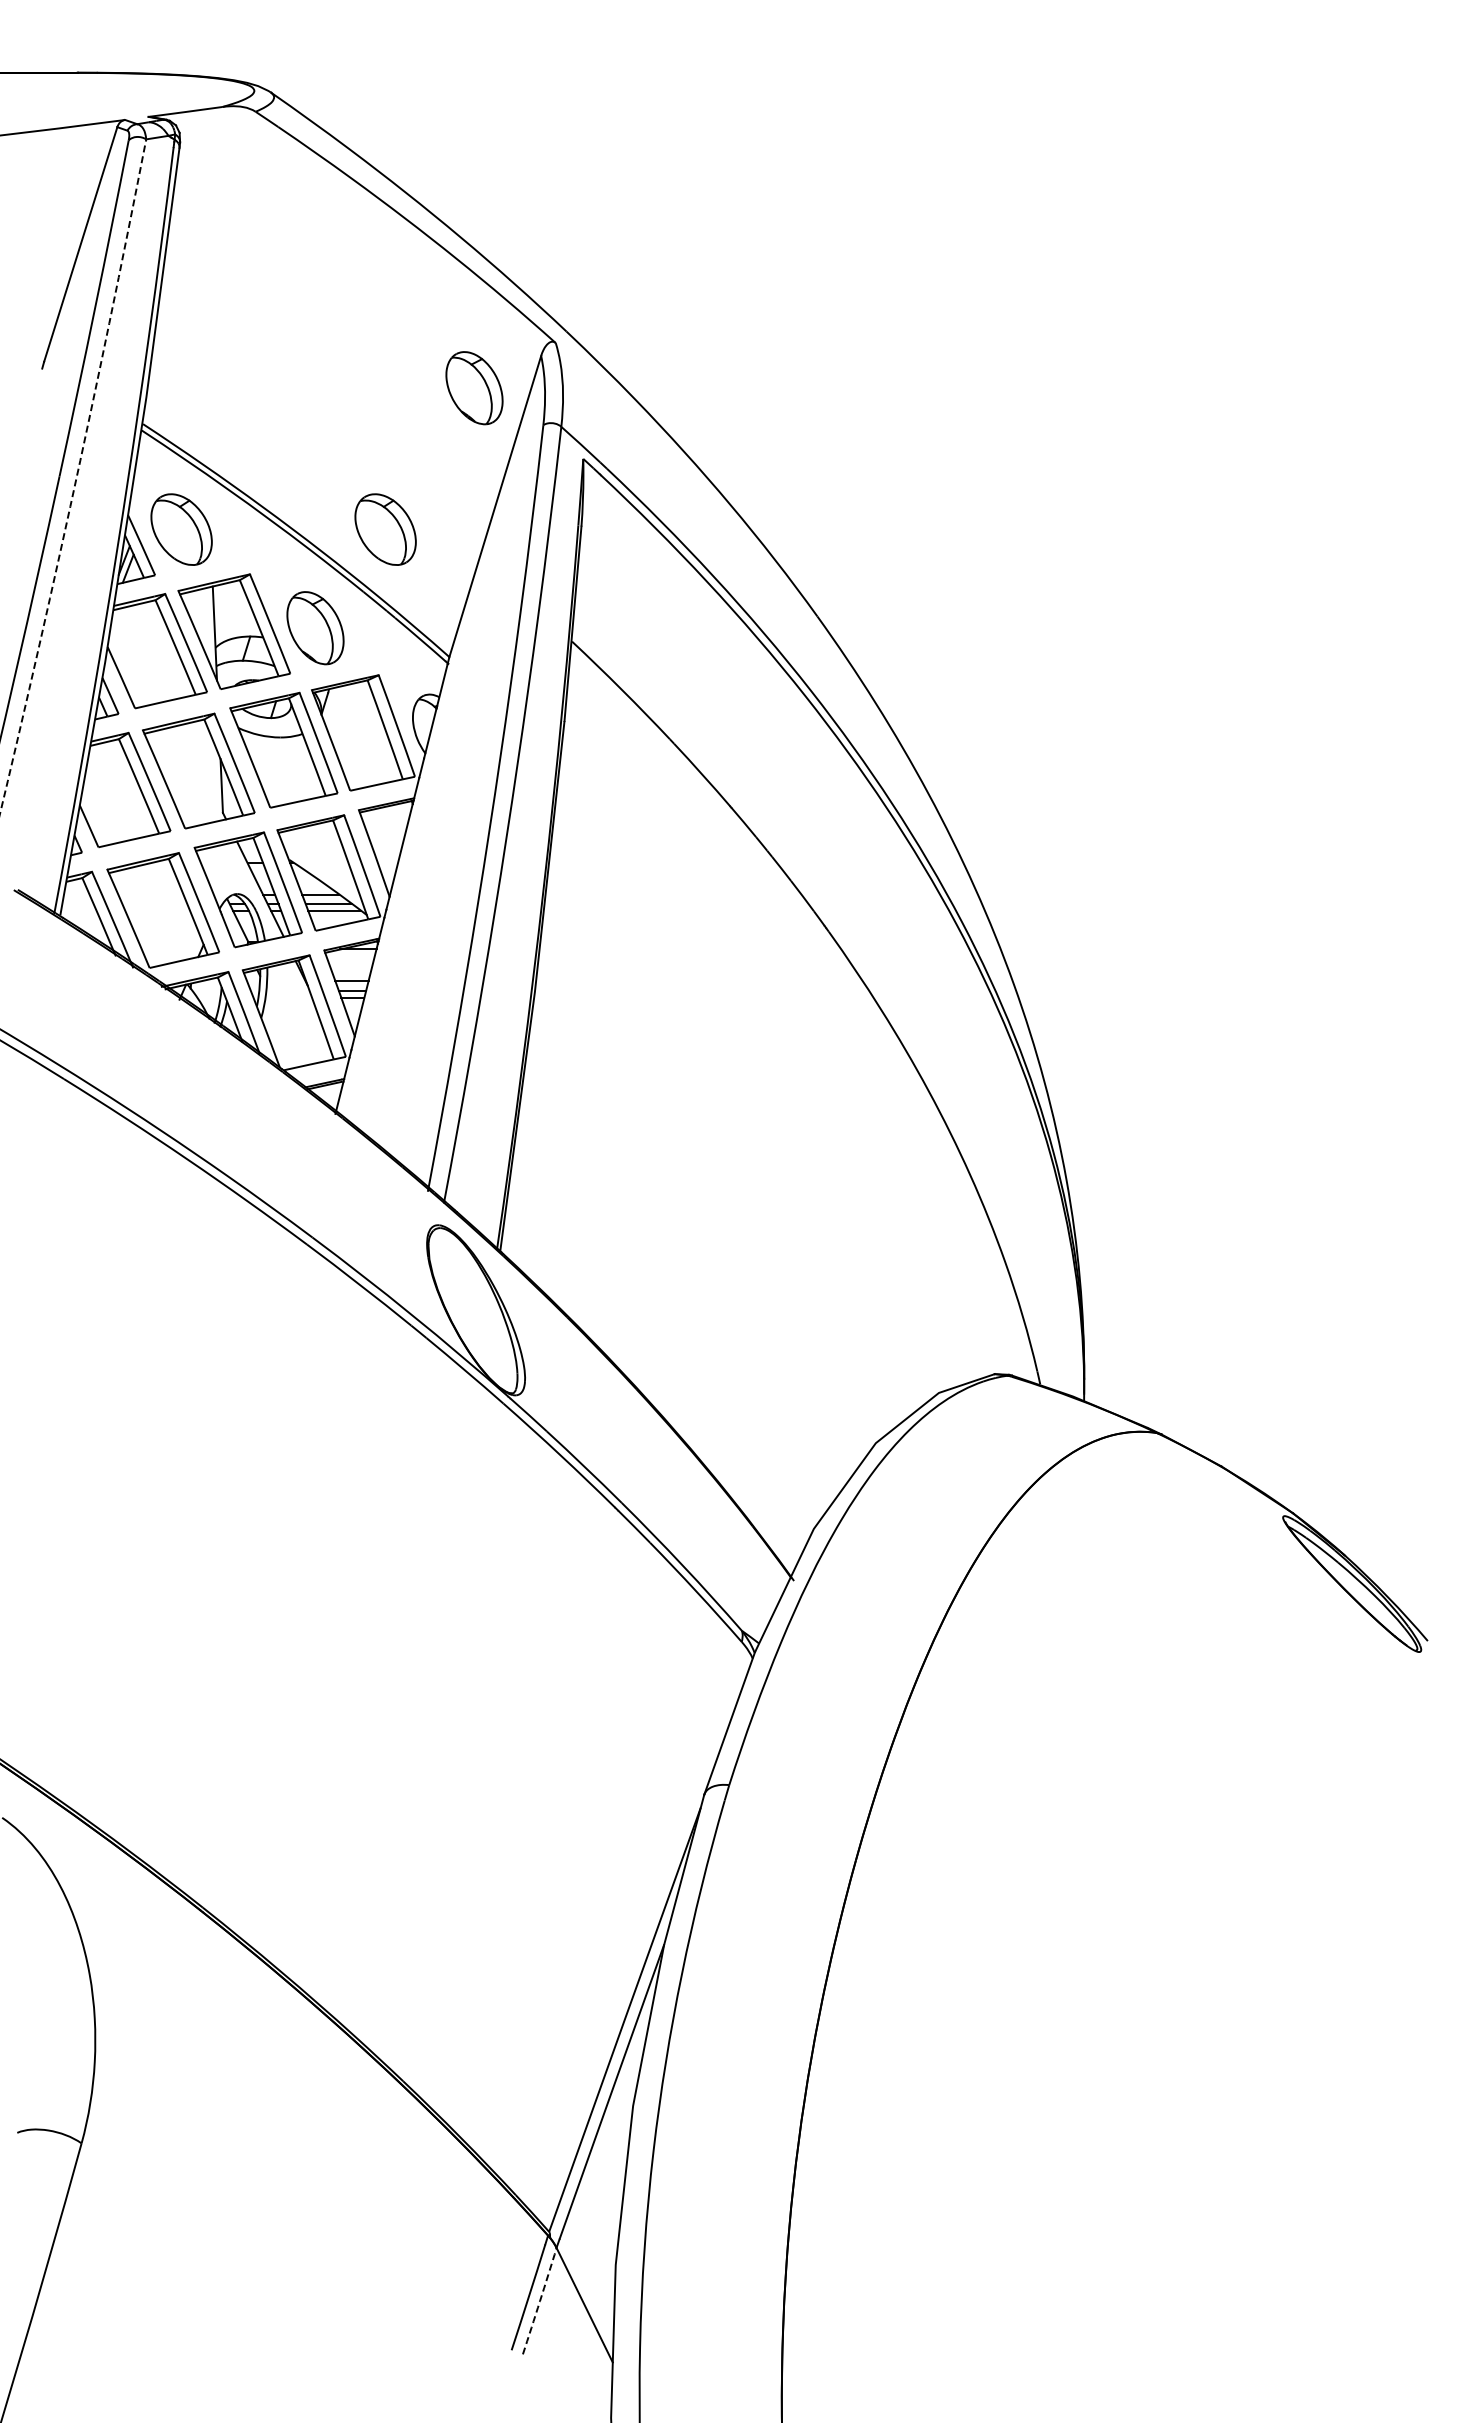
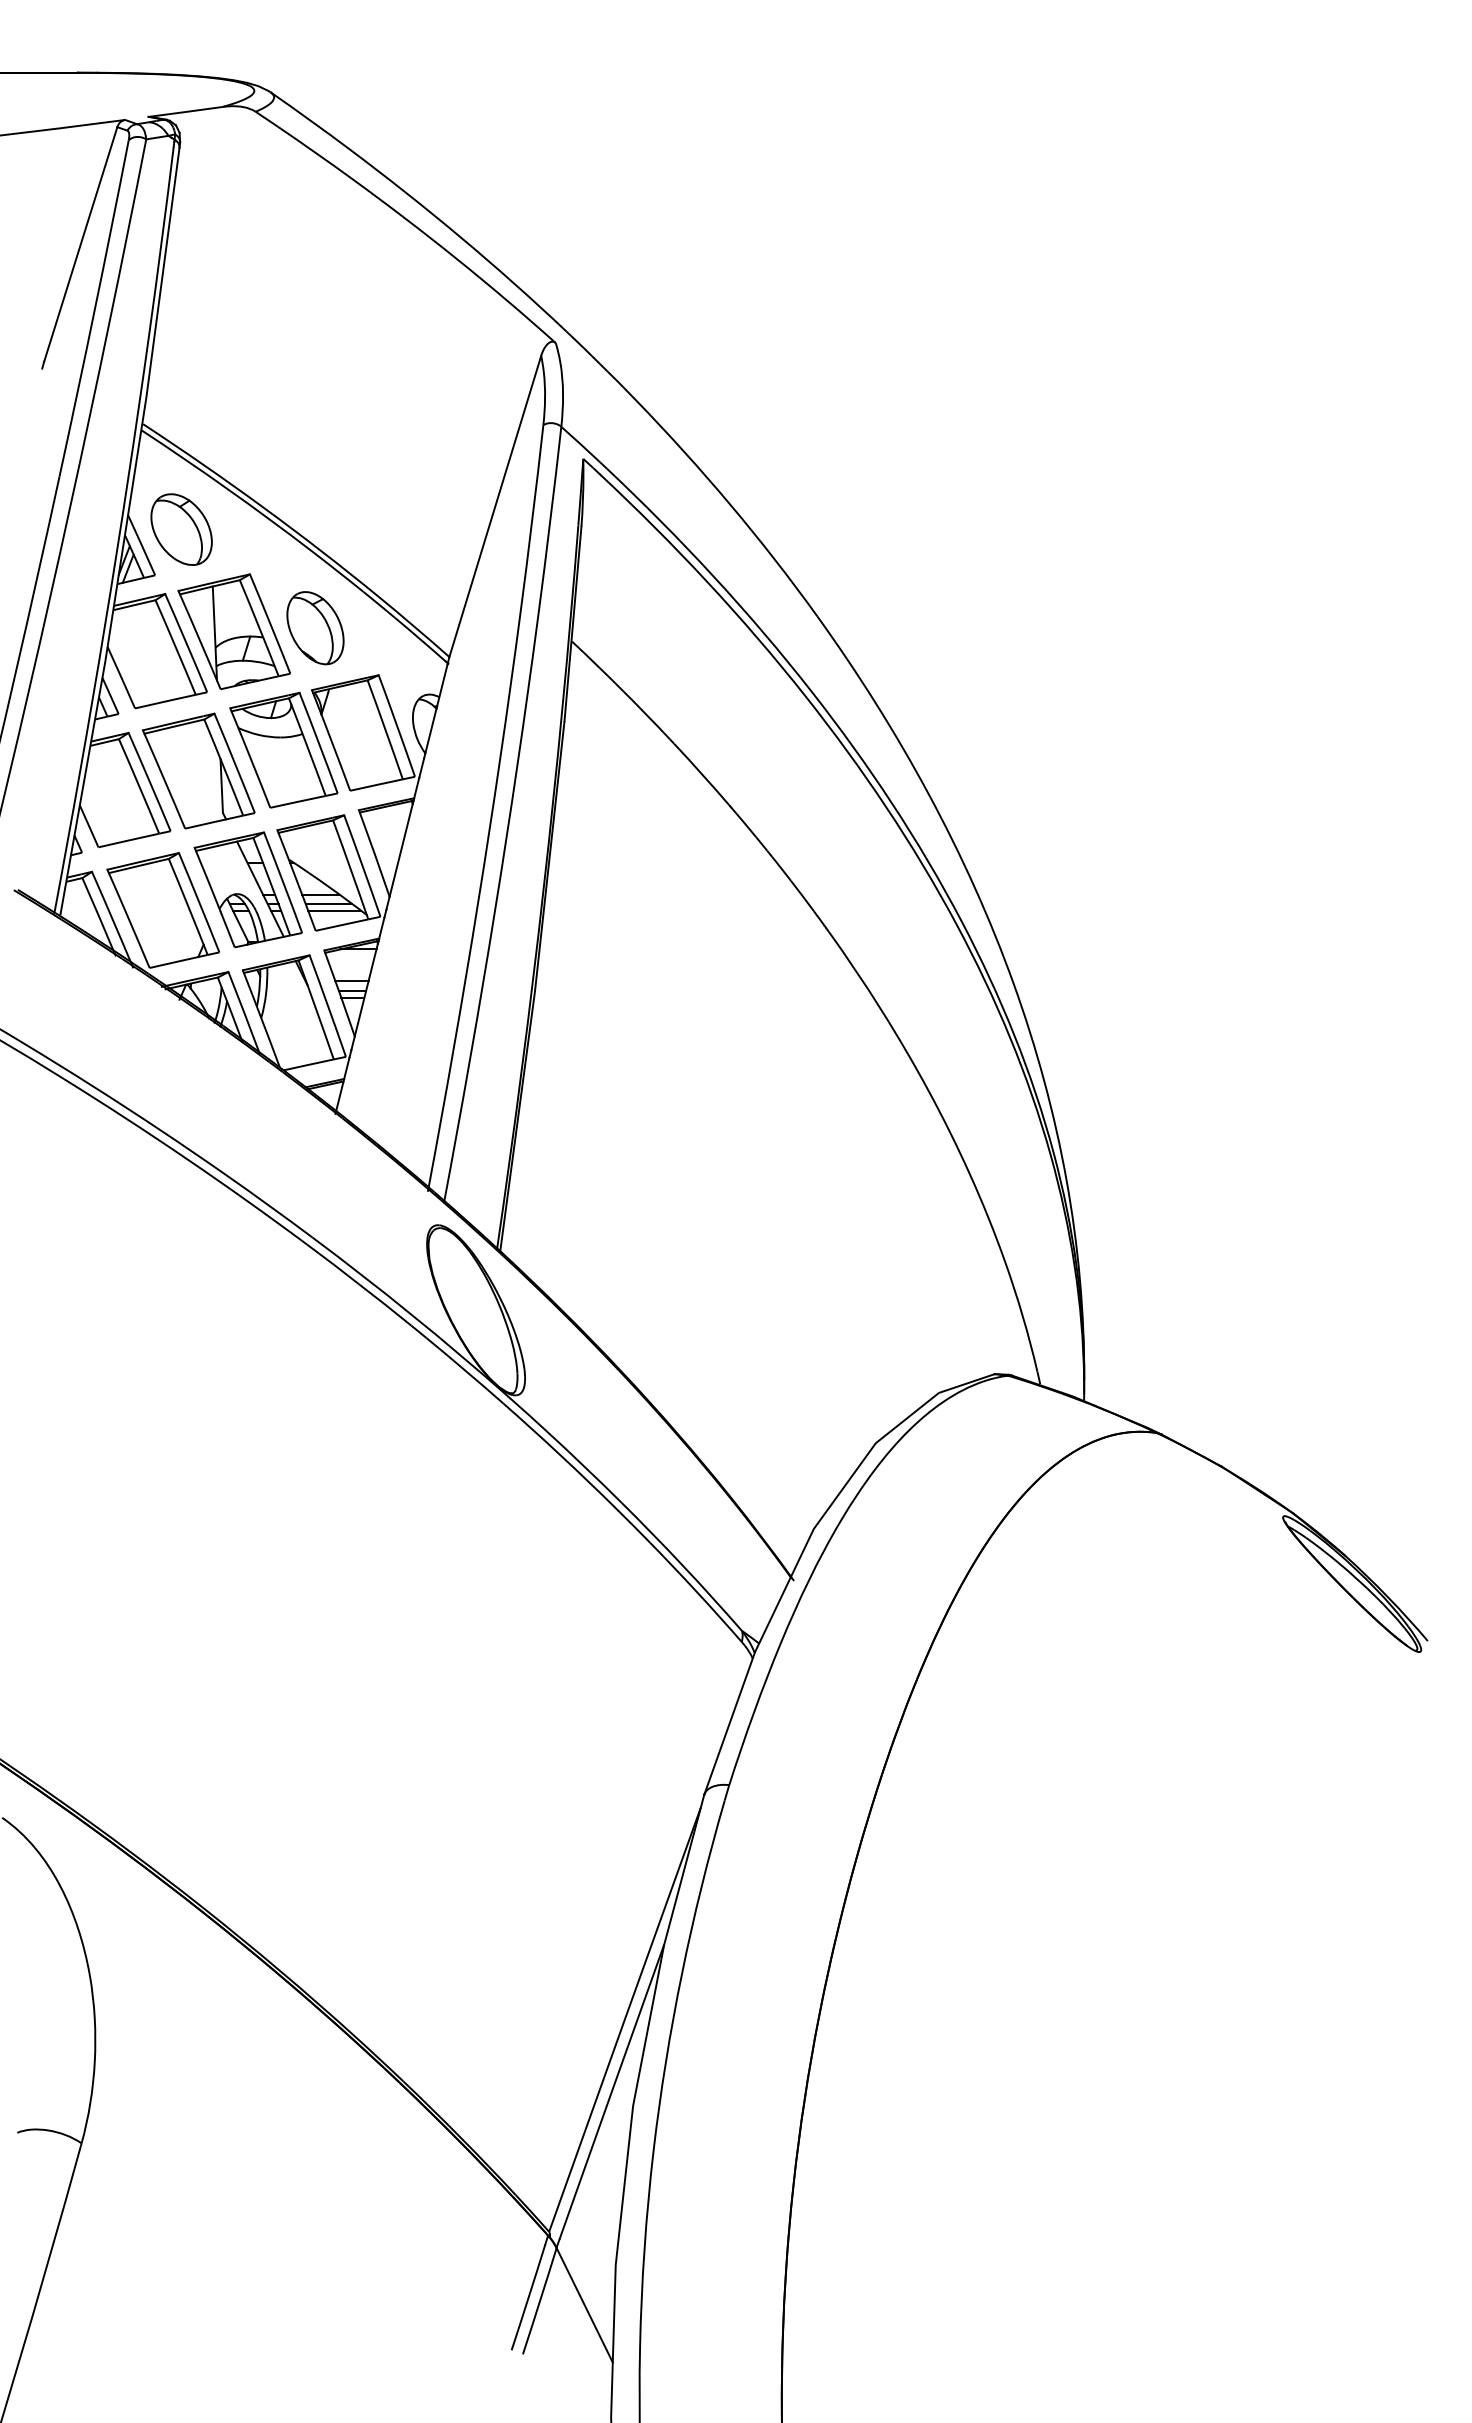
part: present -> none (474, 388)
arc: dashed -> solid (76, 477)
part: present -> none (385, 529)
arc: dashed -> solid (539, 2301)
